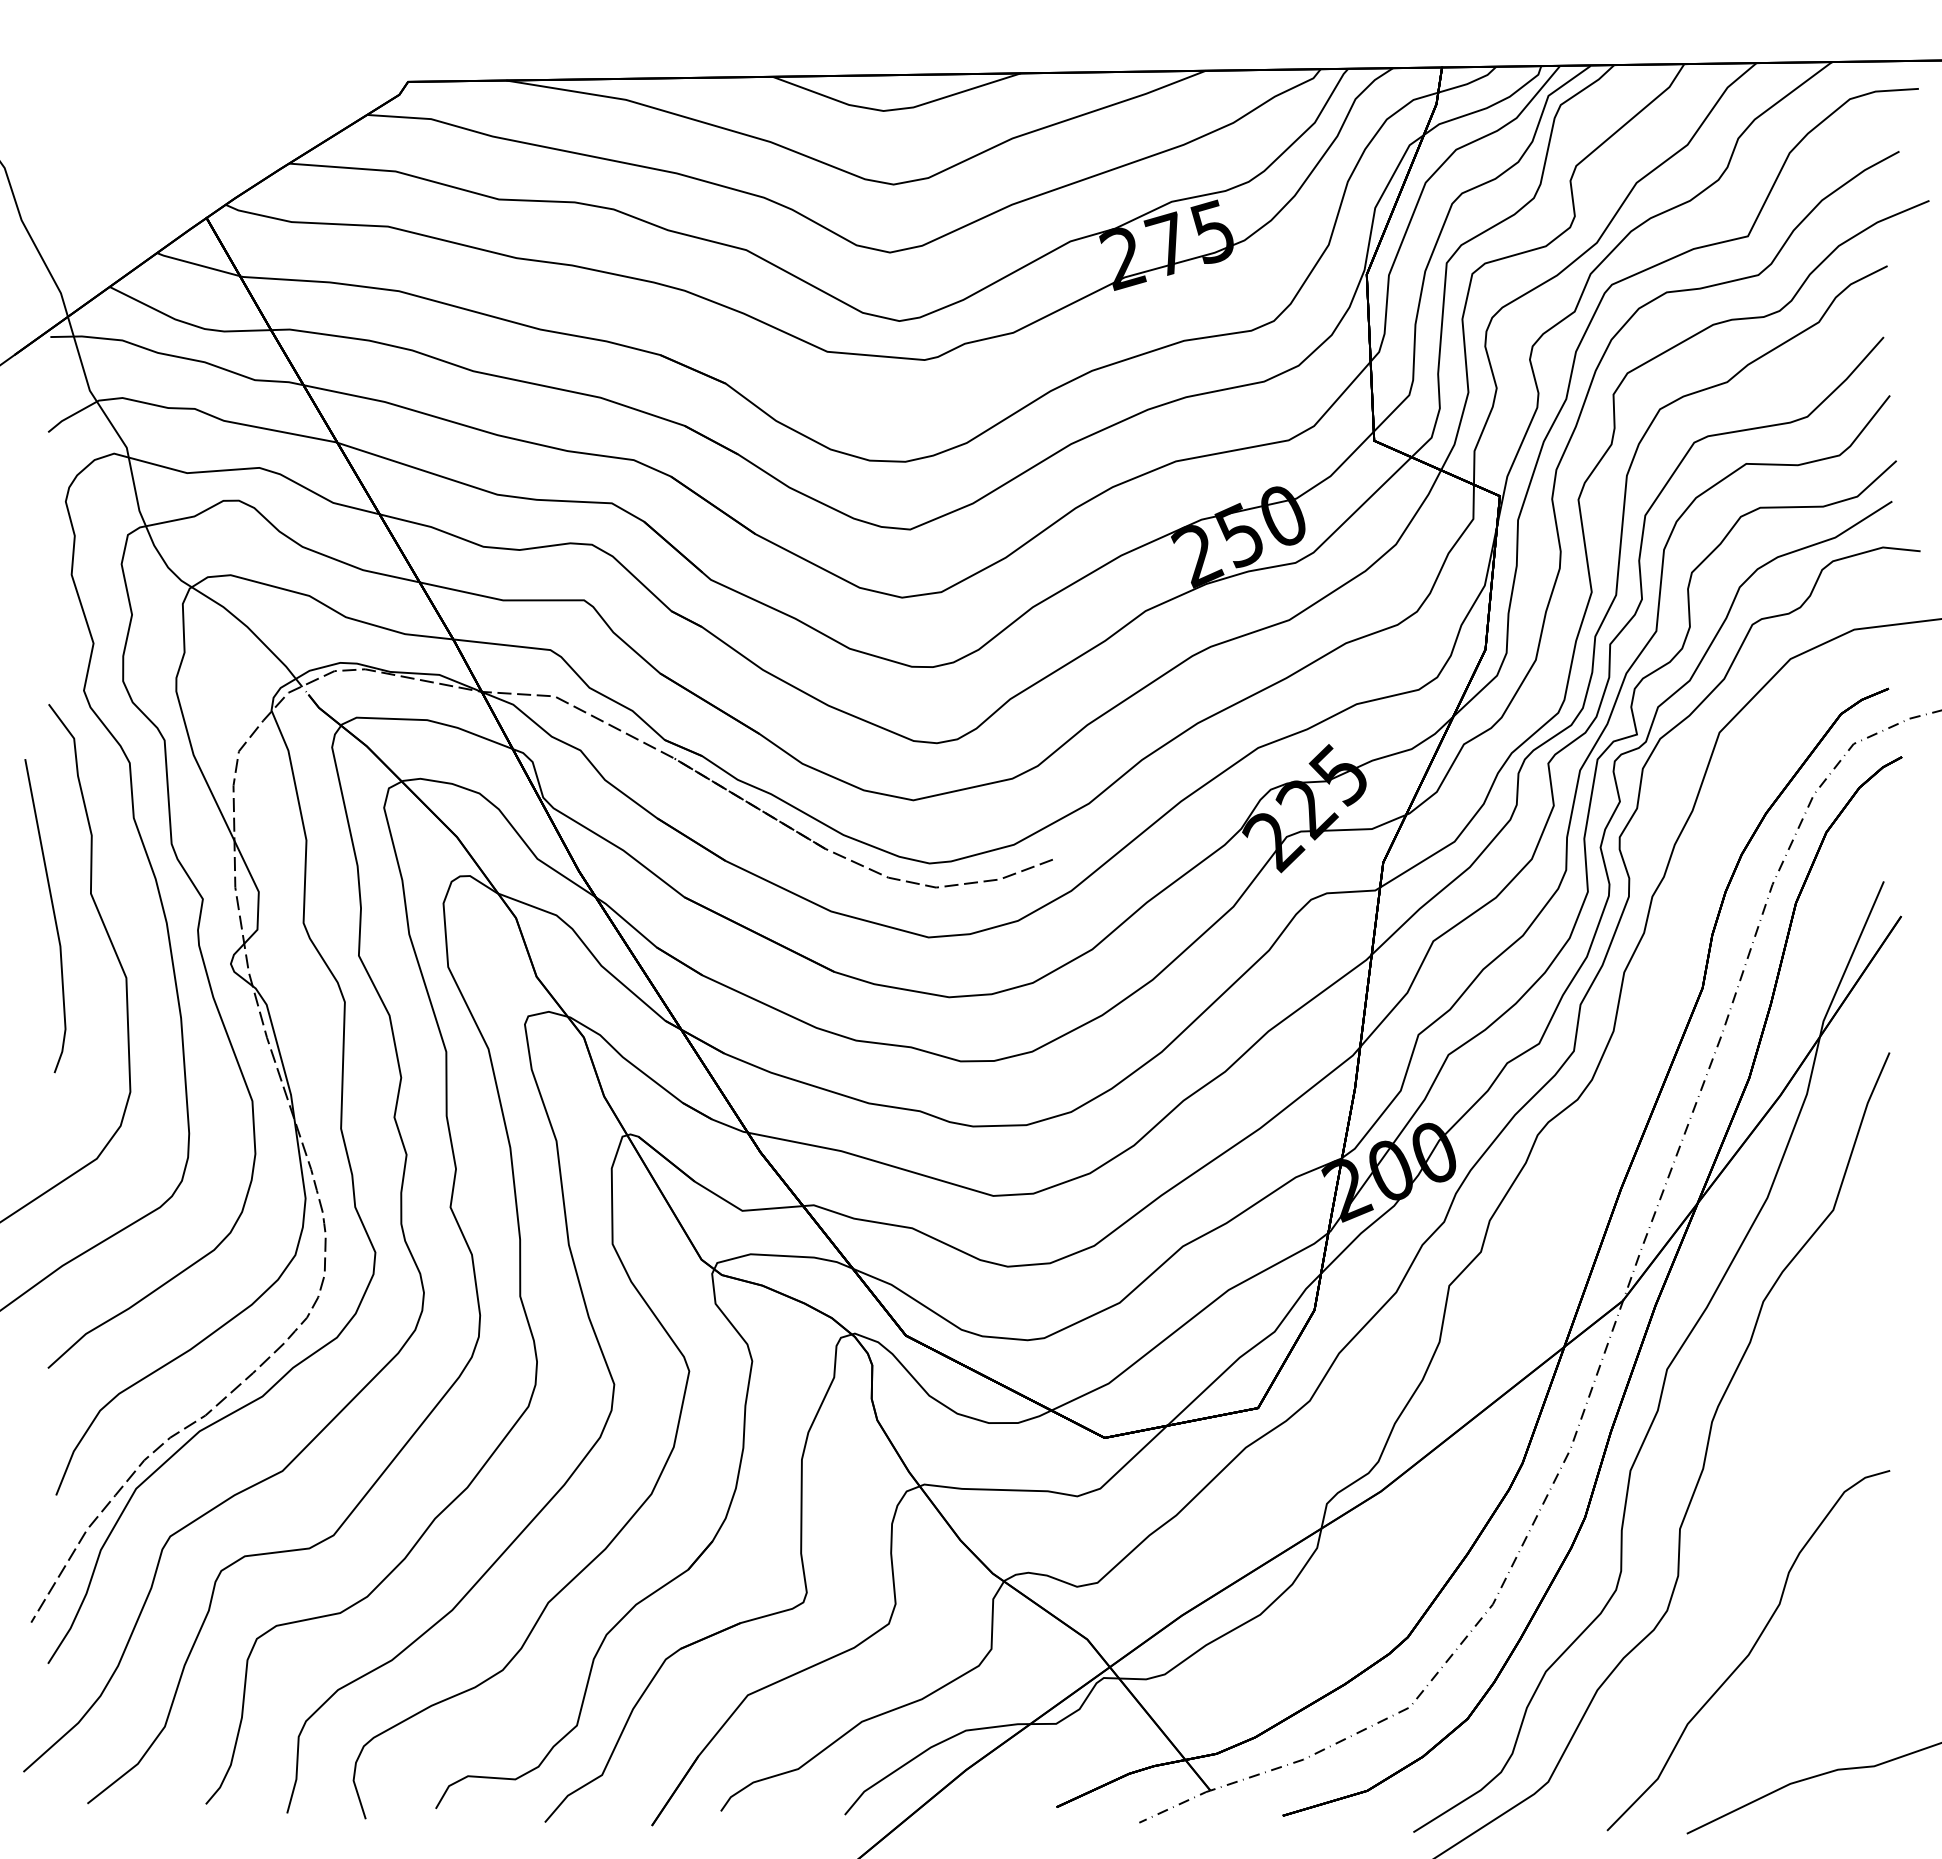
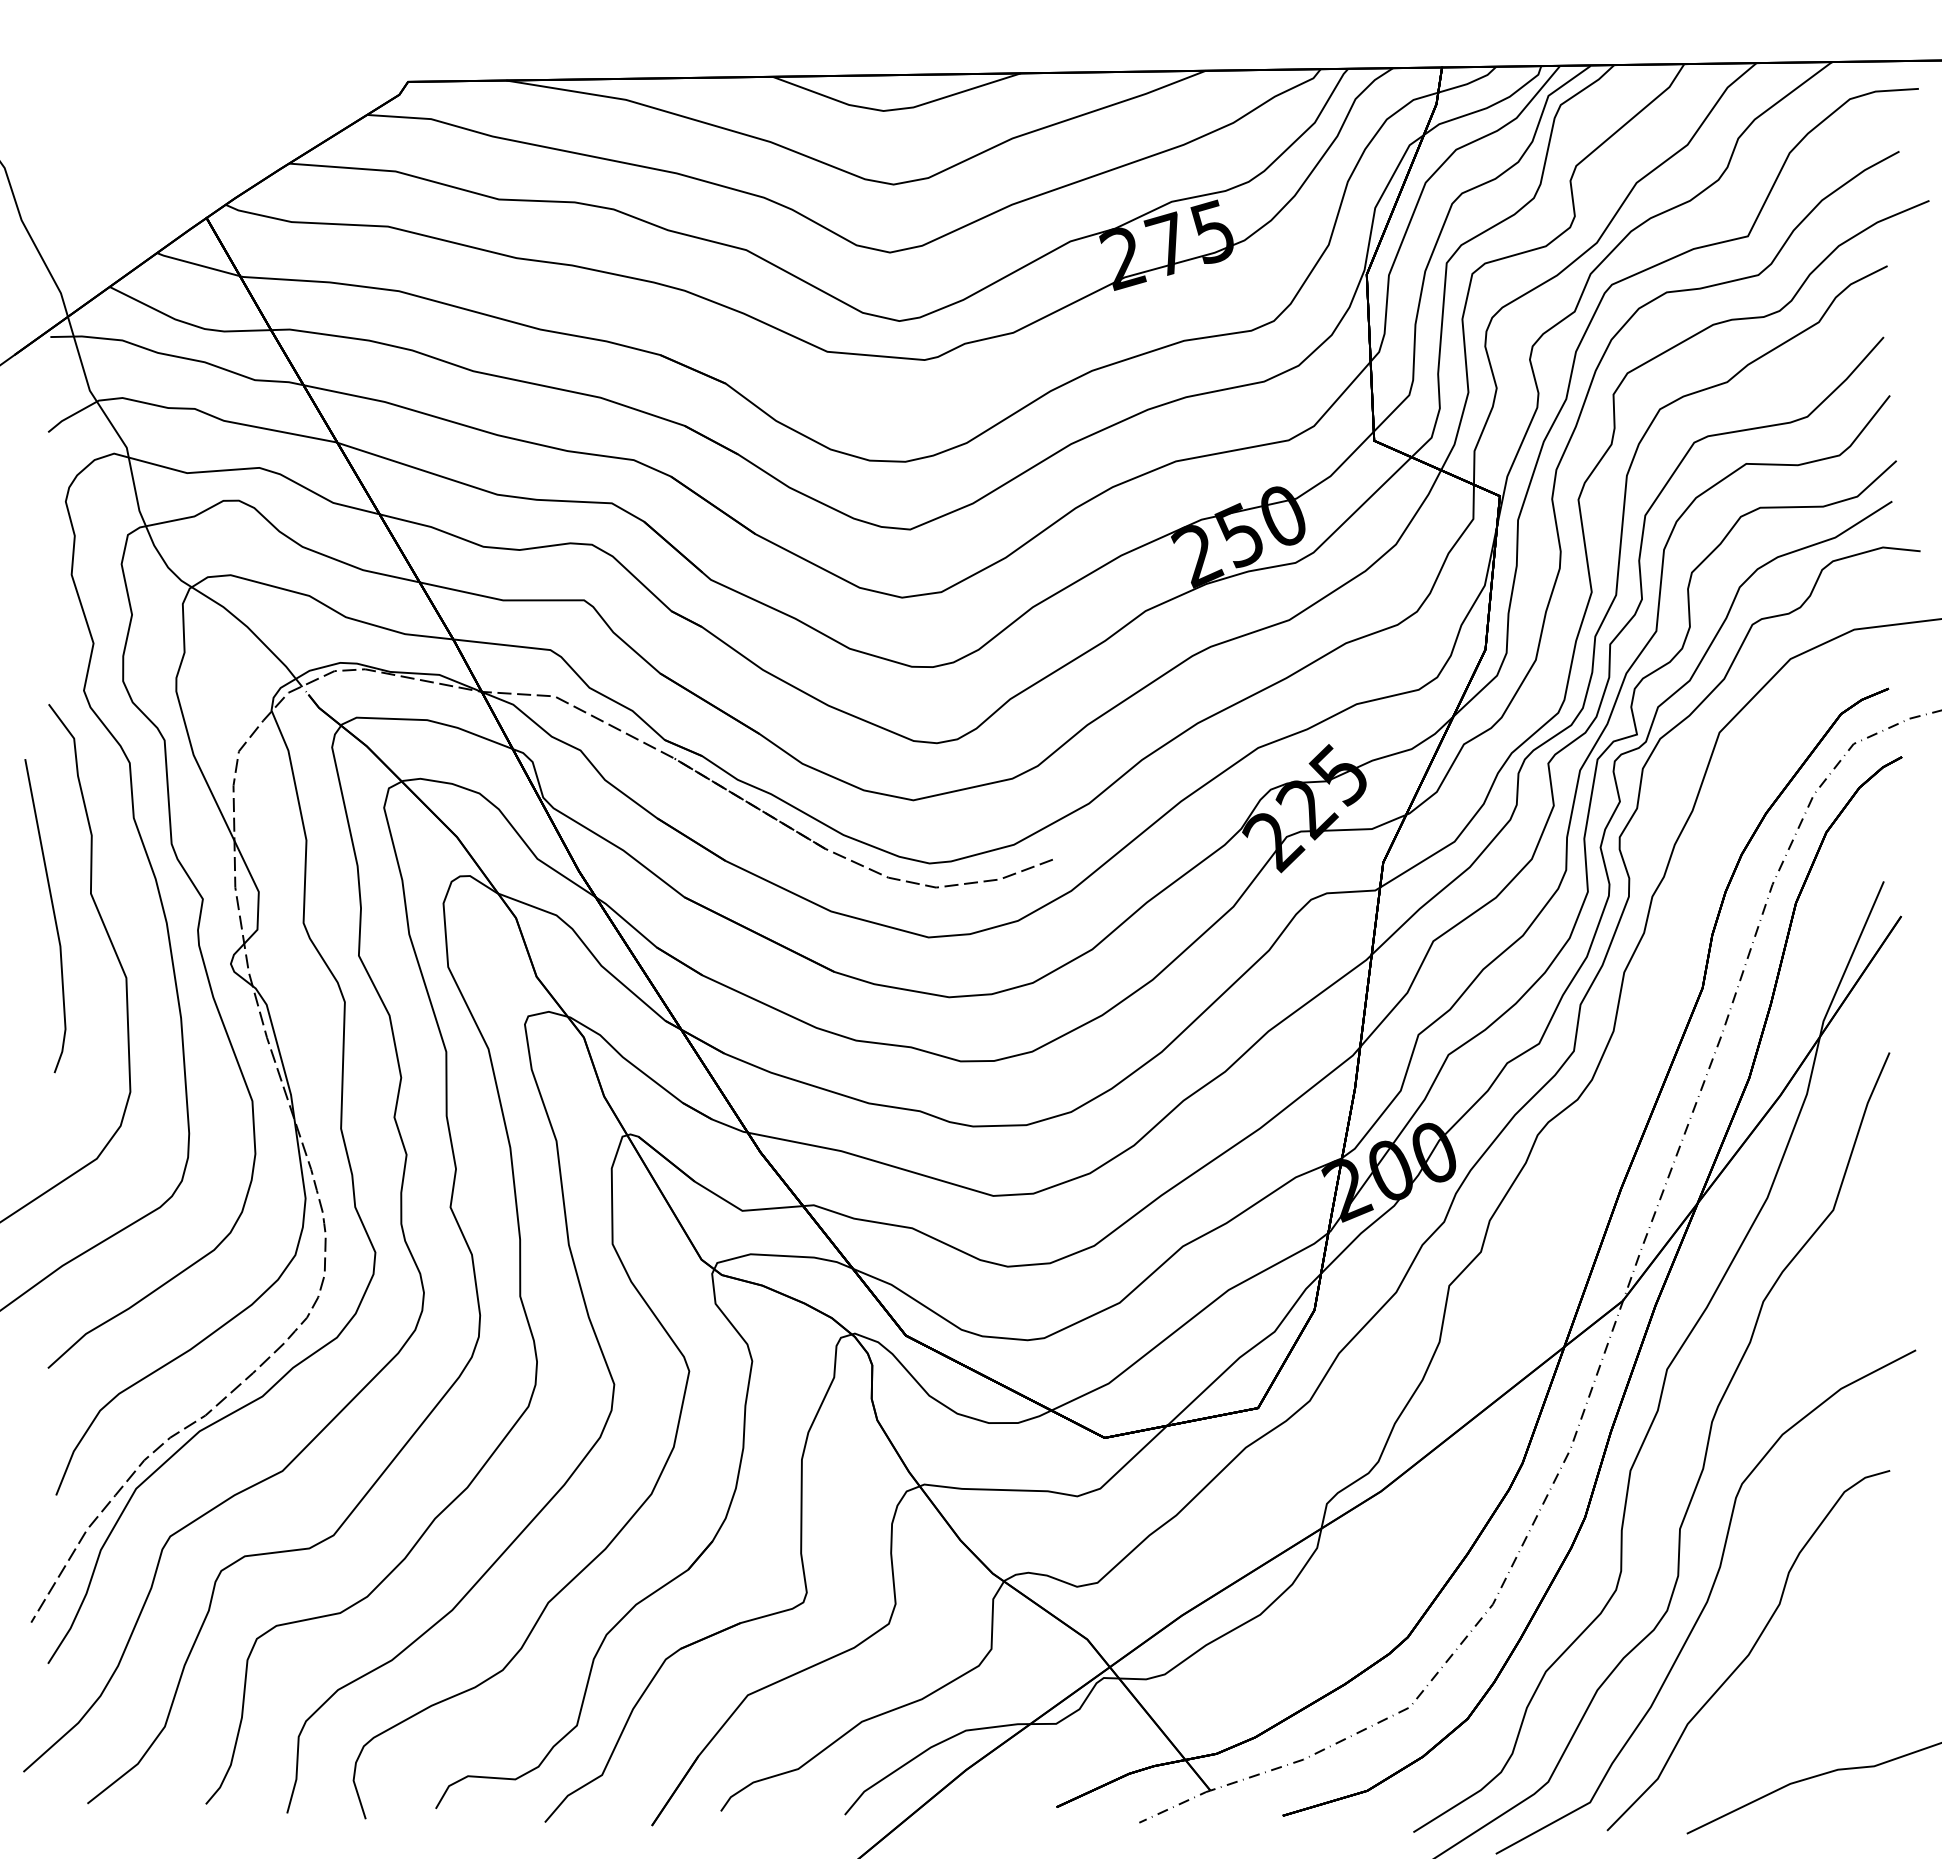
curve: none -> present (1706, 1601)
